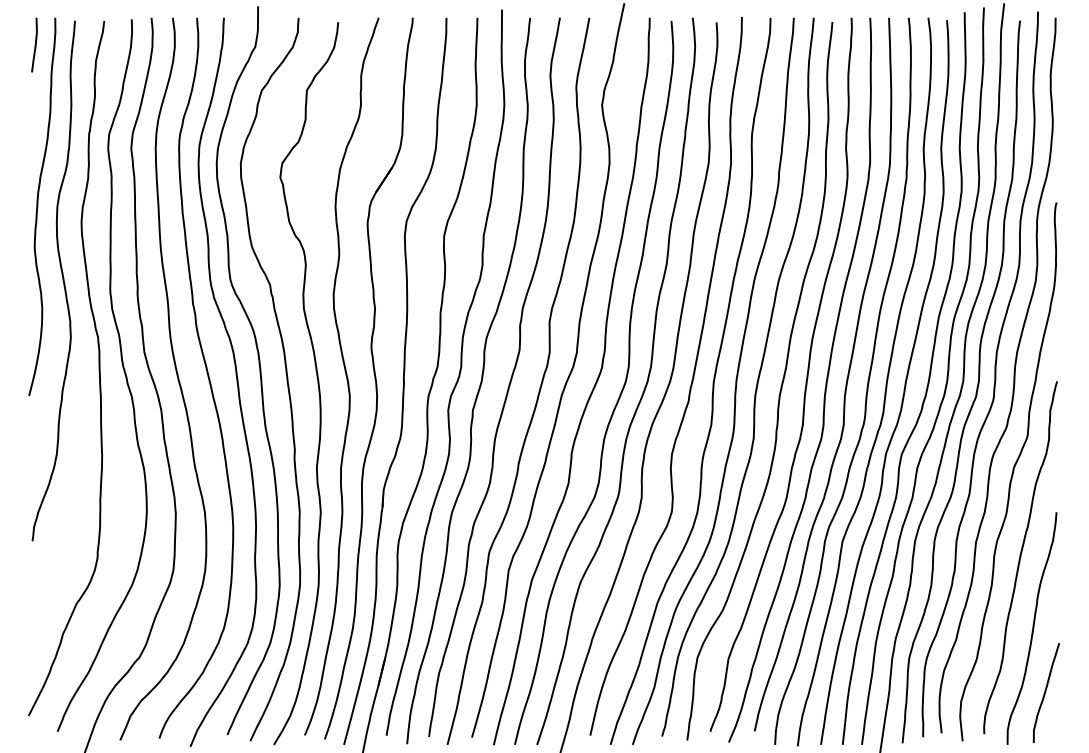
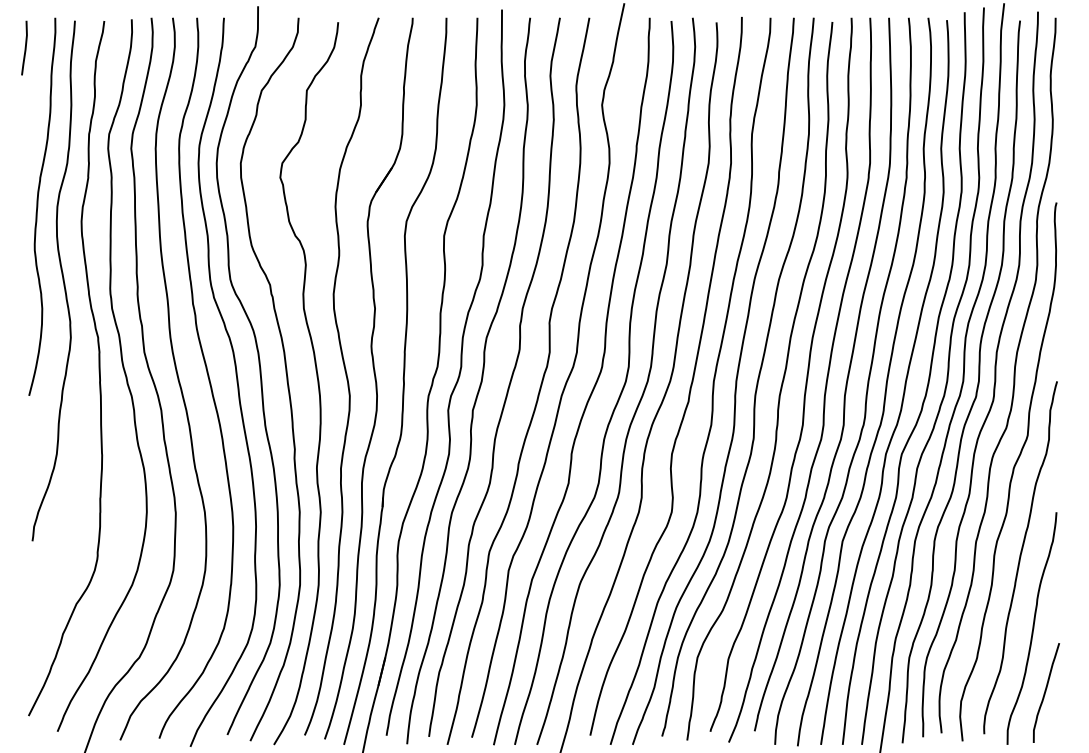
line position: (34, 44) -> (24, 47) (24, 47)
